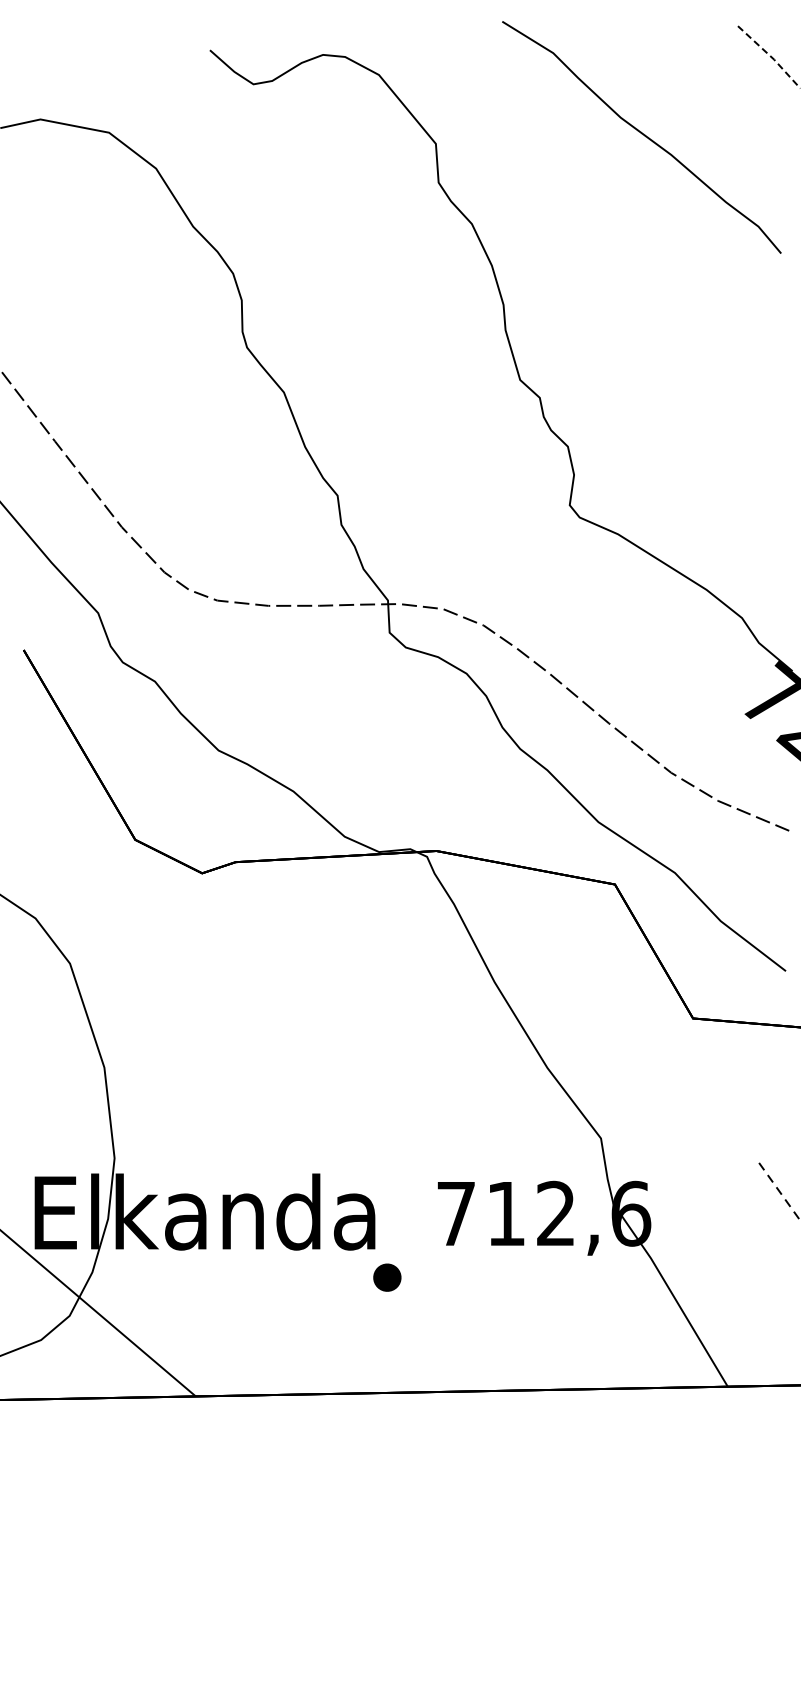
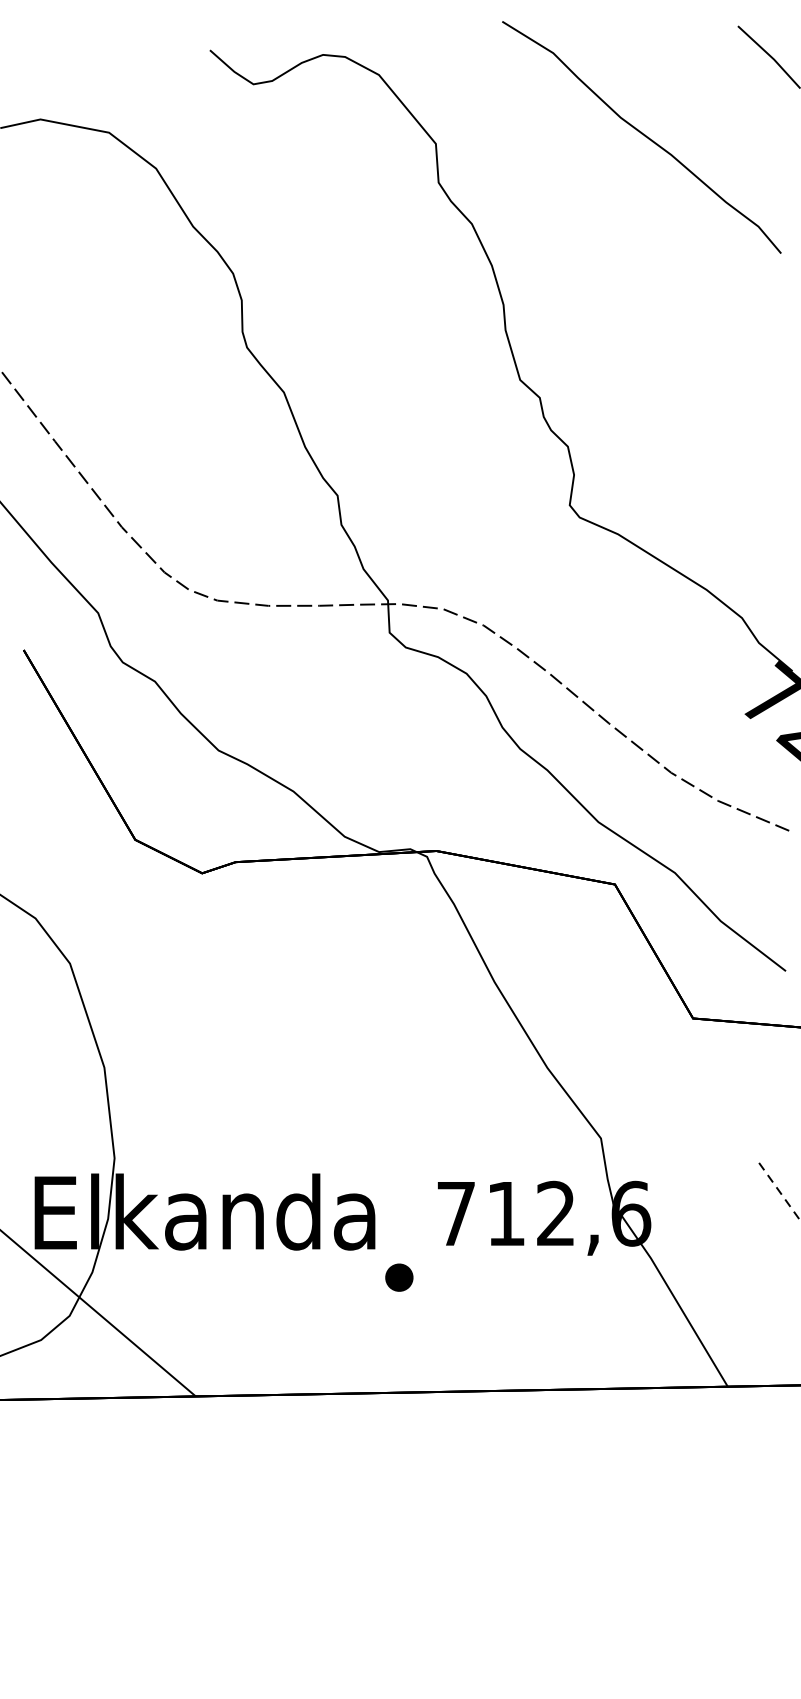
line: dashed -> solid (771, 56)
part position: (387, 1277) -> (399, 1277) (399, 1277)
